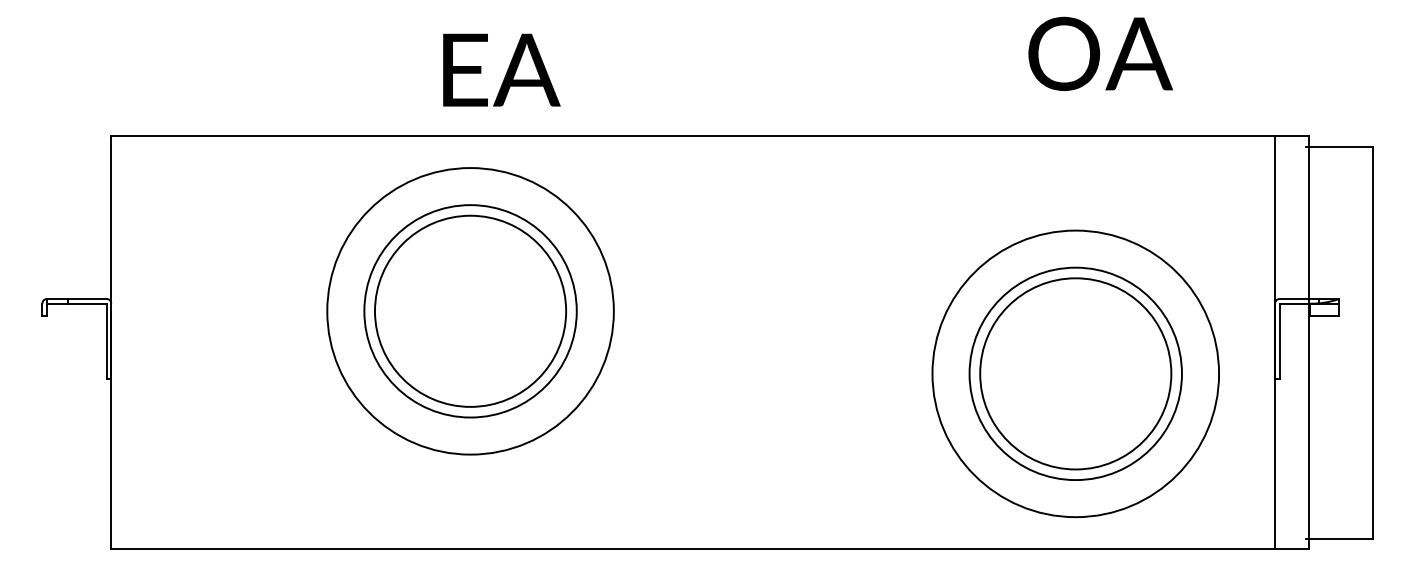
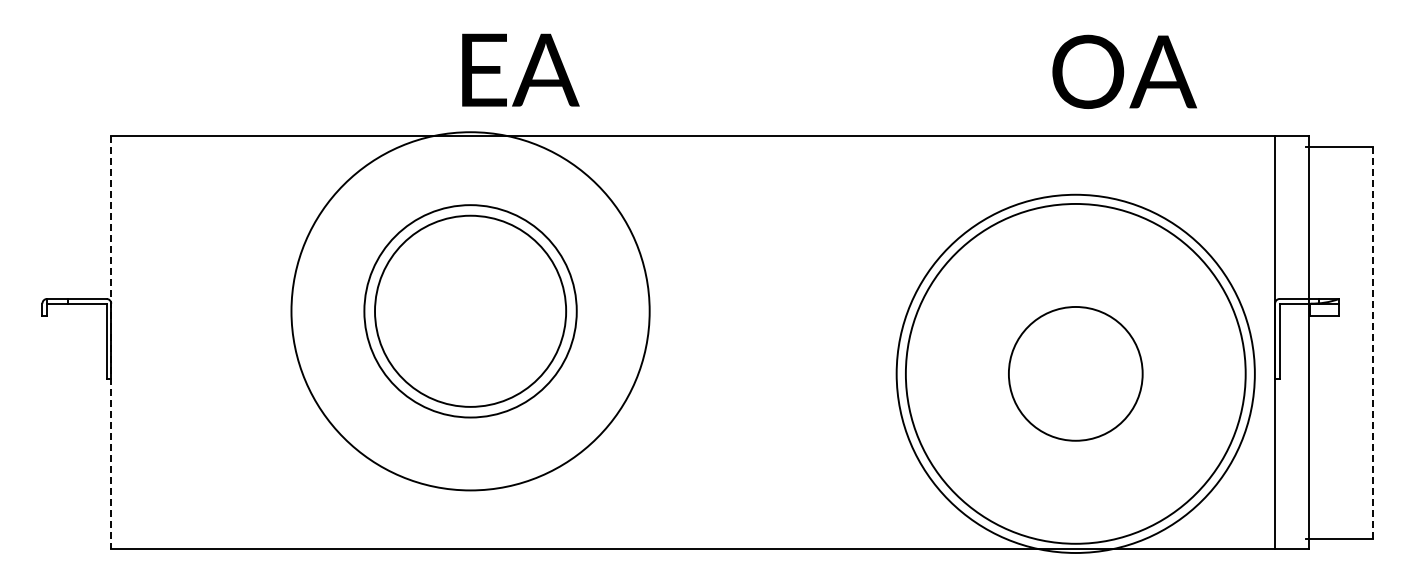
text position: (1100, 53) -> (1124, 71) (1124, 71)
text position: (501, 69) -> (520, 69) (520, 69)
circle diameter: 287 px -> 358 px (470, 311)
line: solid -> dashed (111, 342)
line: solid -> dashed (1372, 343)
circle diameter: 191 px -> 134 px (1075, 373)
circle diameter: 212 px -> 340 px (1075, 373)
circle diameter: 287 px -> 358 px (1075, 373)
